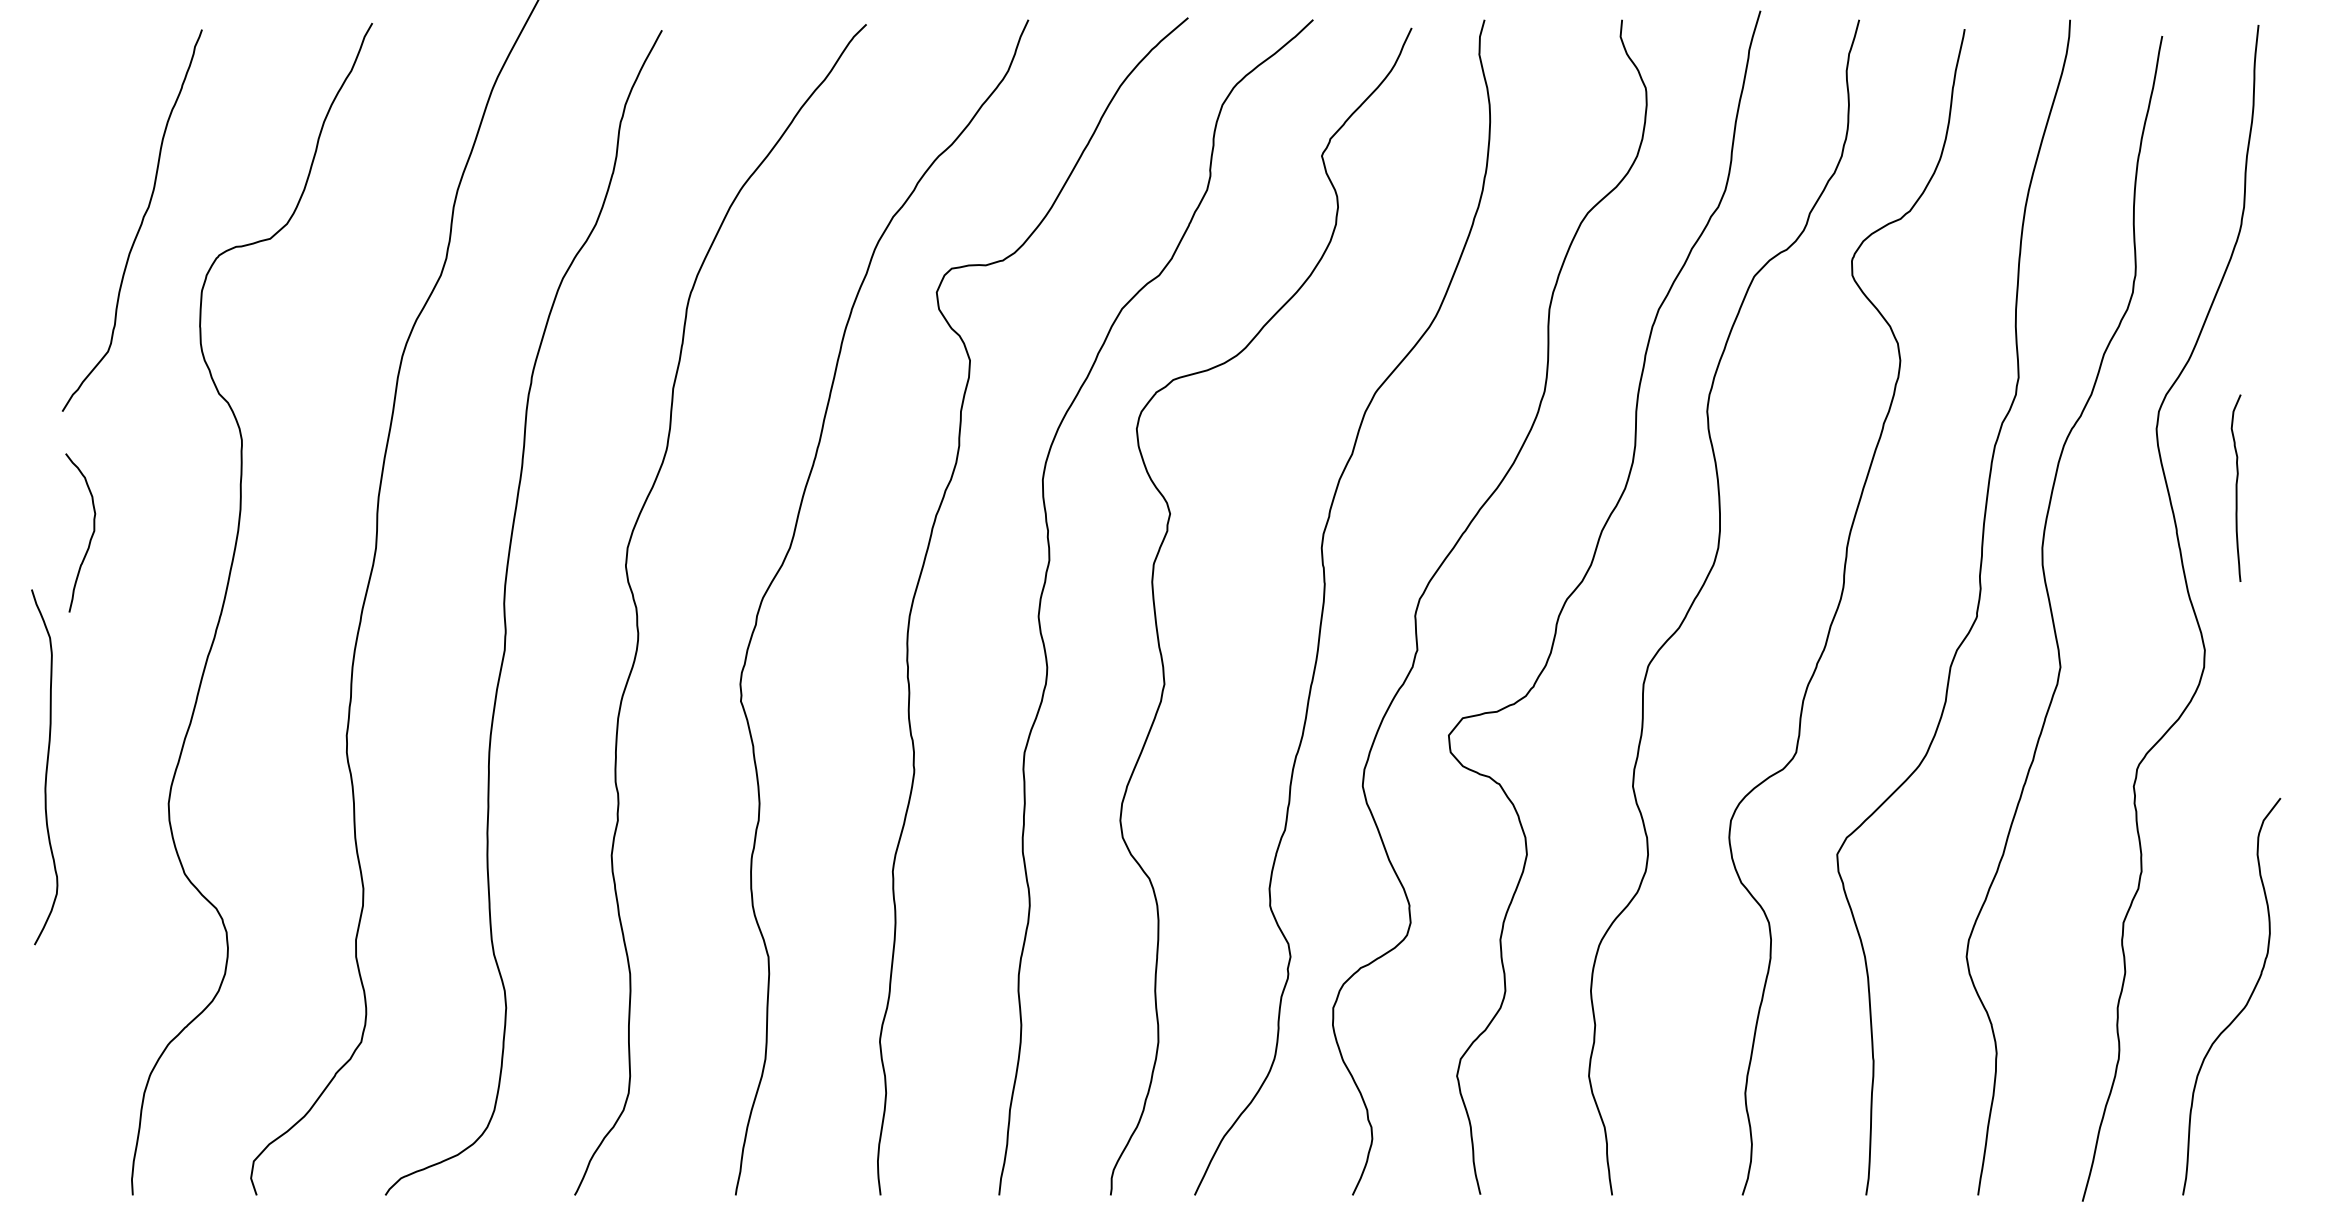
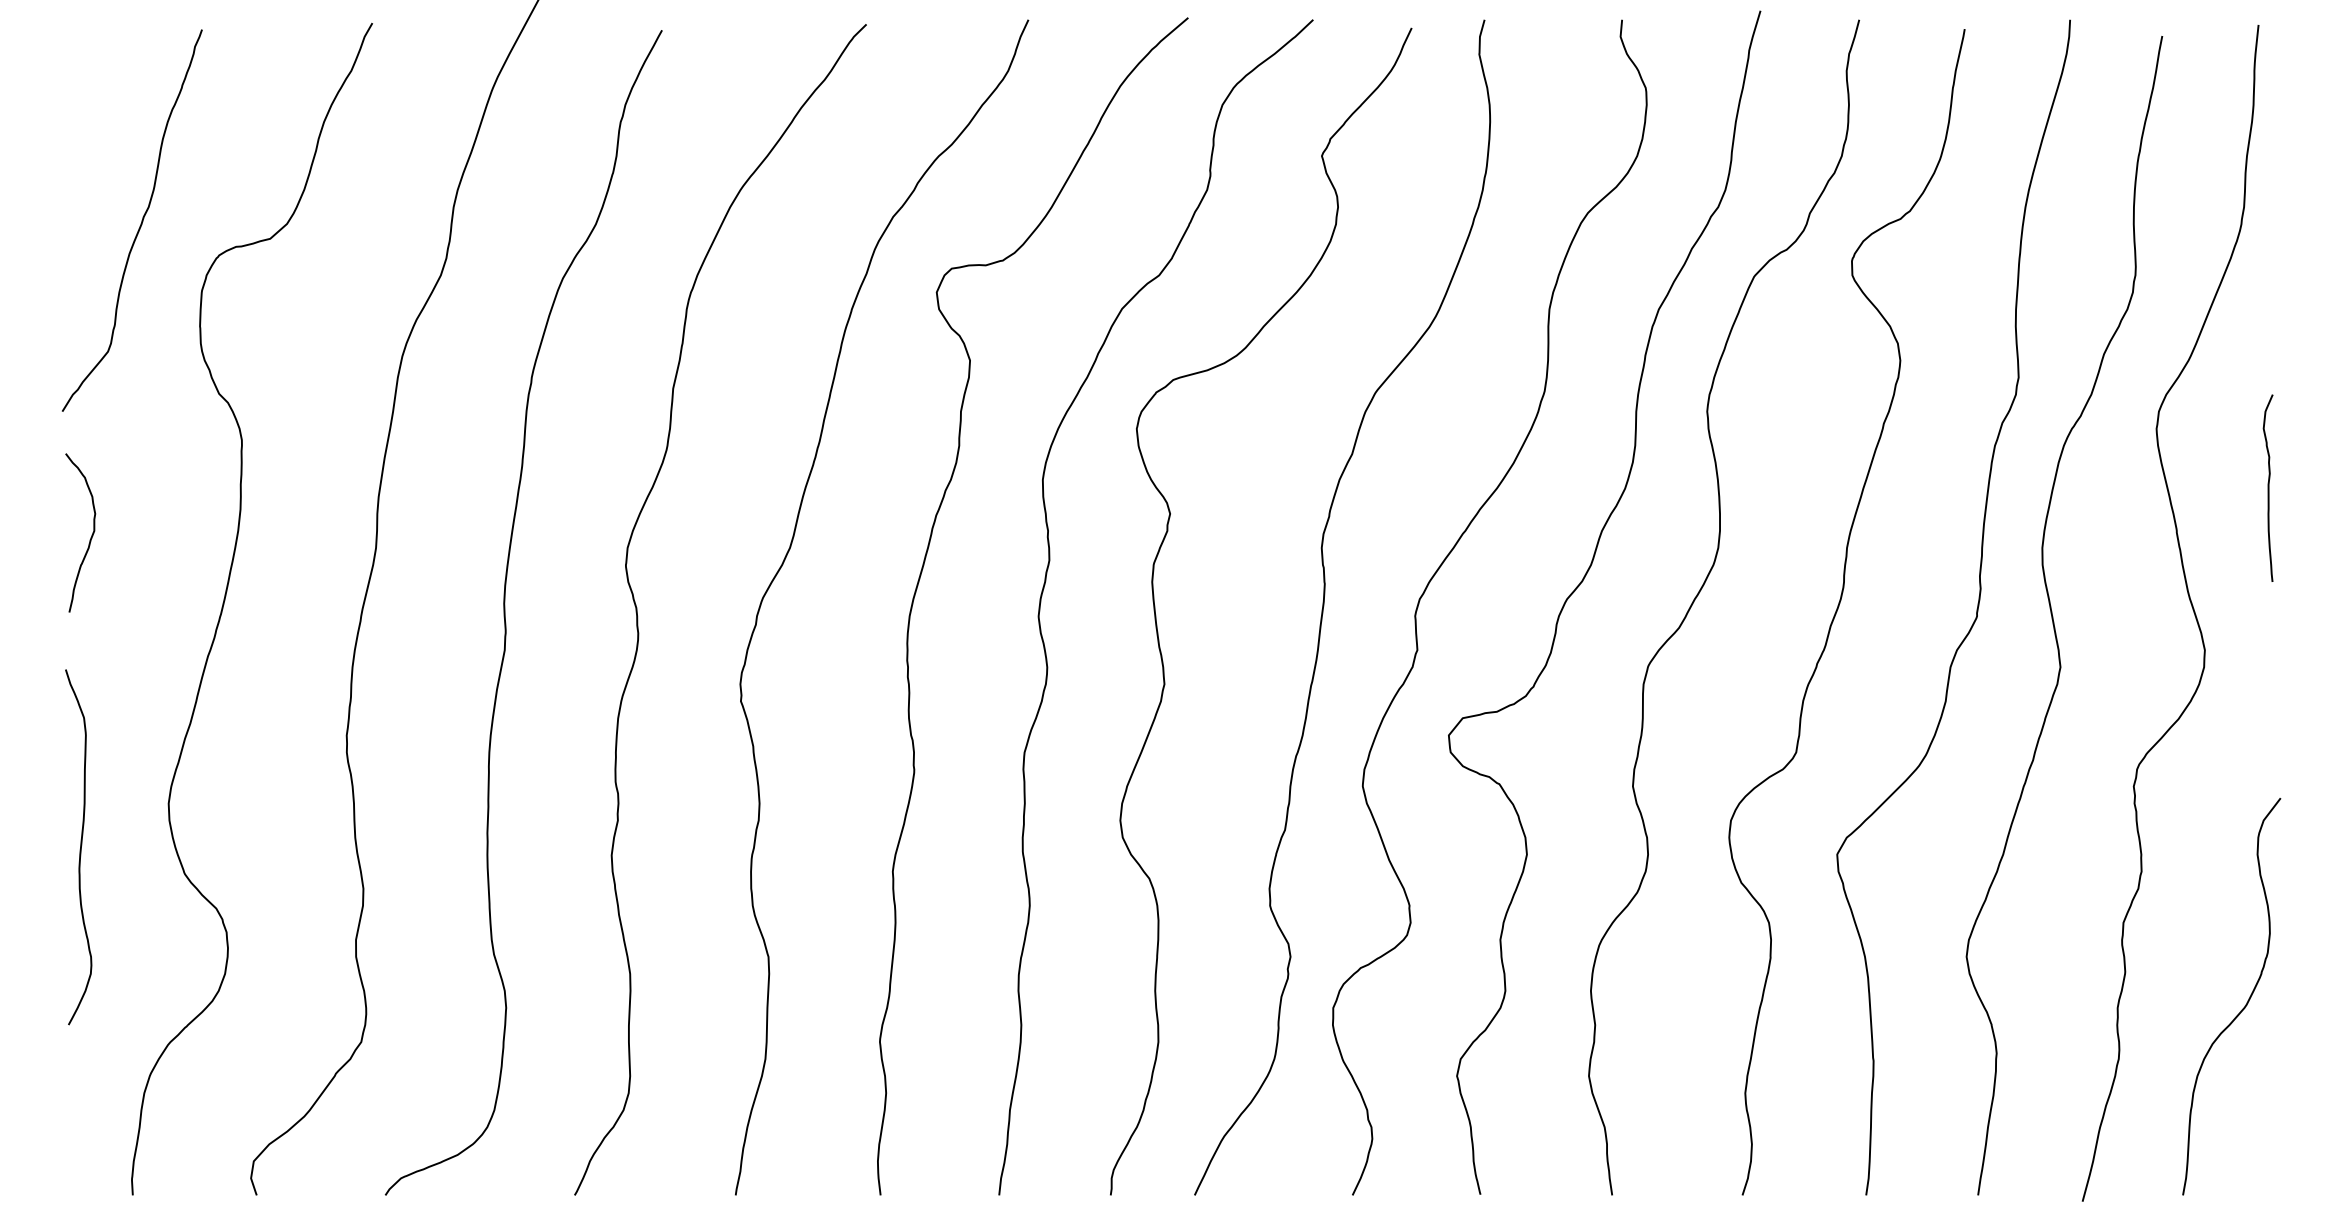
curve position: (2235, 487) -> (2267, 487) (2267, 487)
curve position: (46, 767) -> (80, 847) (80, 847)
